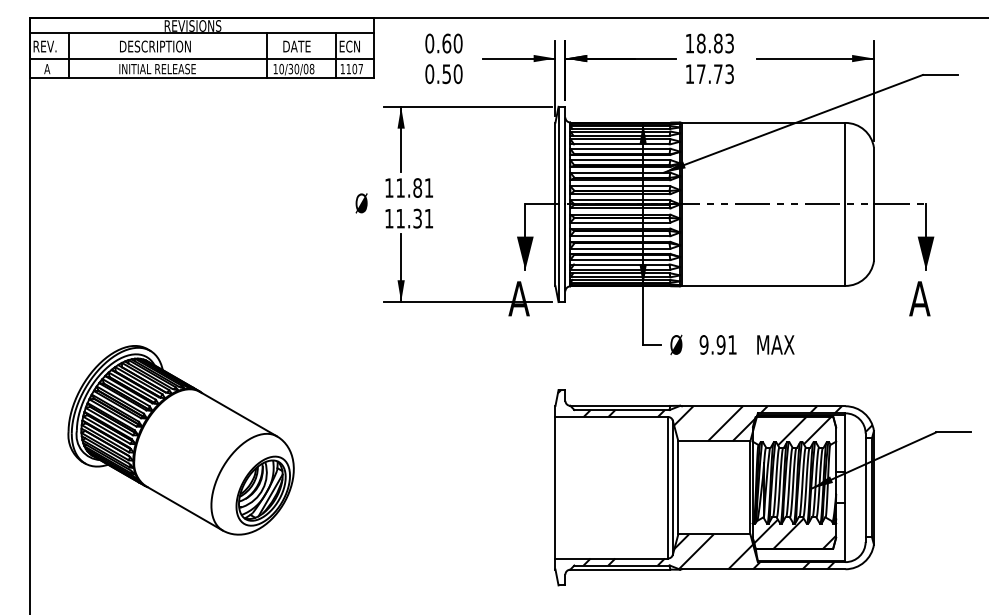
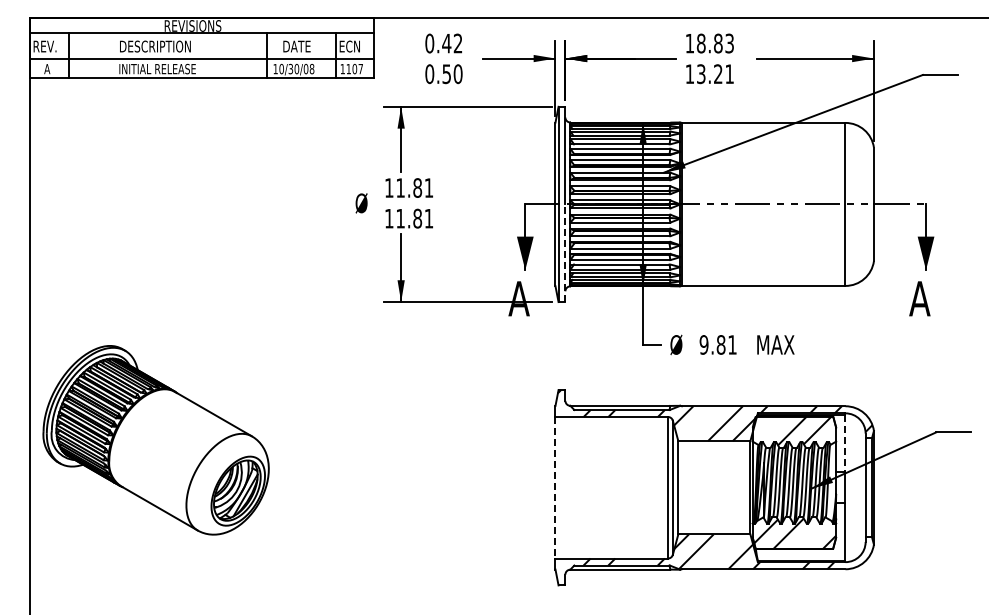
text: 0.60 -> 0.42 (452, 43)
text: 17.73 -> 13.21 (715, 74)
text: 11.31 -> 11.81 (417, 218)
line: solid -> dashed (565, 253)
text: 9.91 -> 9.81 (720, 344)
part position: (180, 440) -> (155, 440) (155, 440)
line: solid -> dashed (845, 443)
line: solid -> dashed (555, 487)
